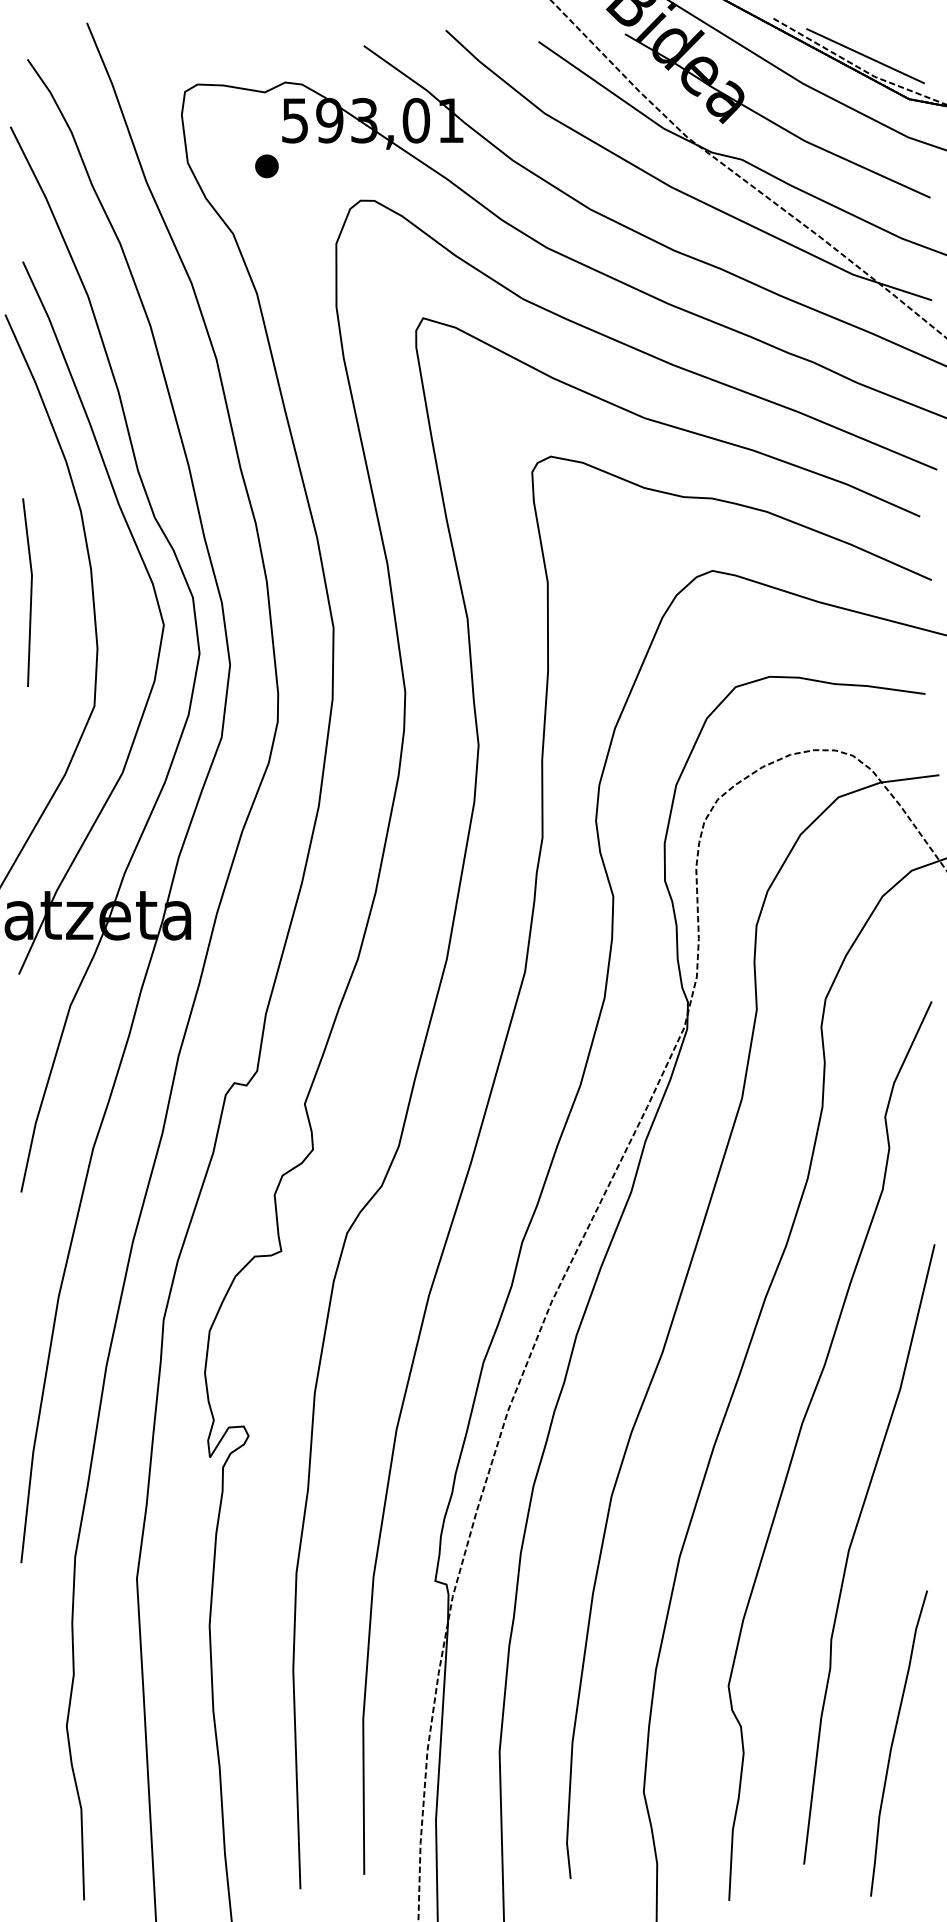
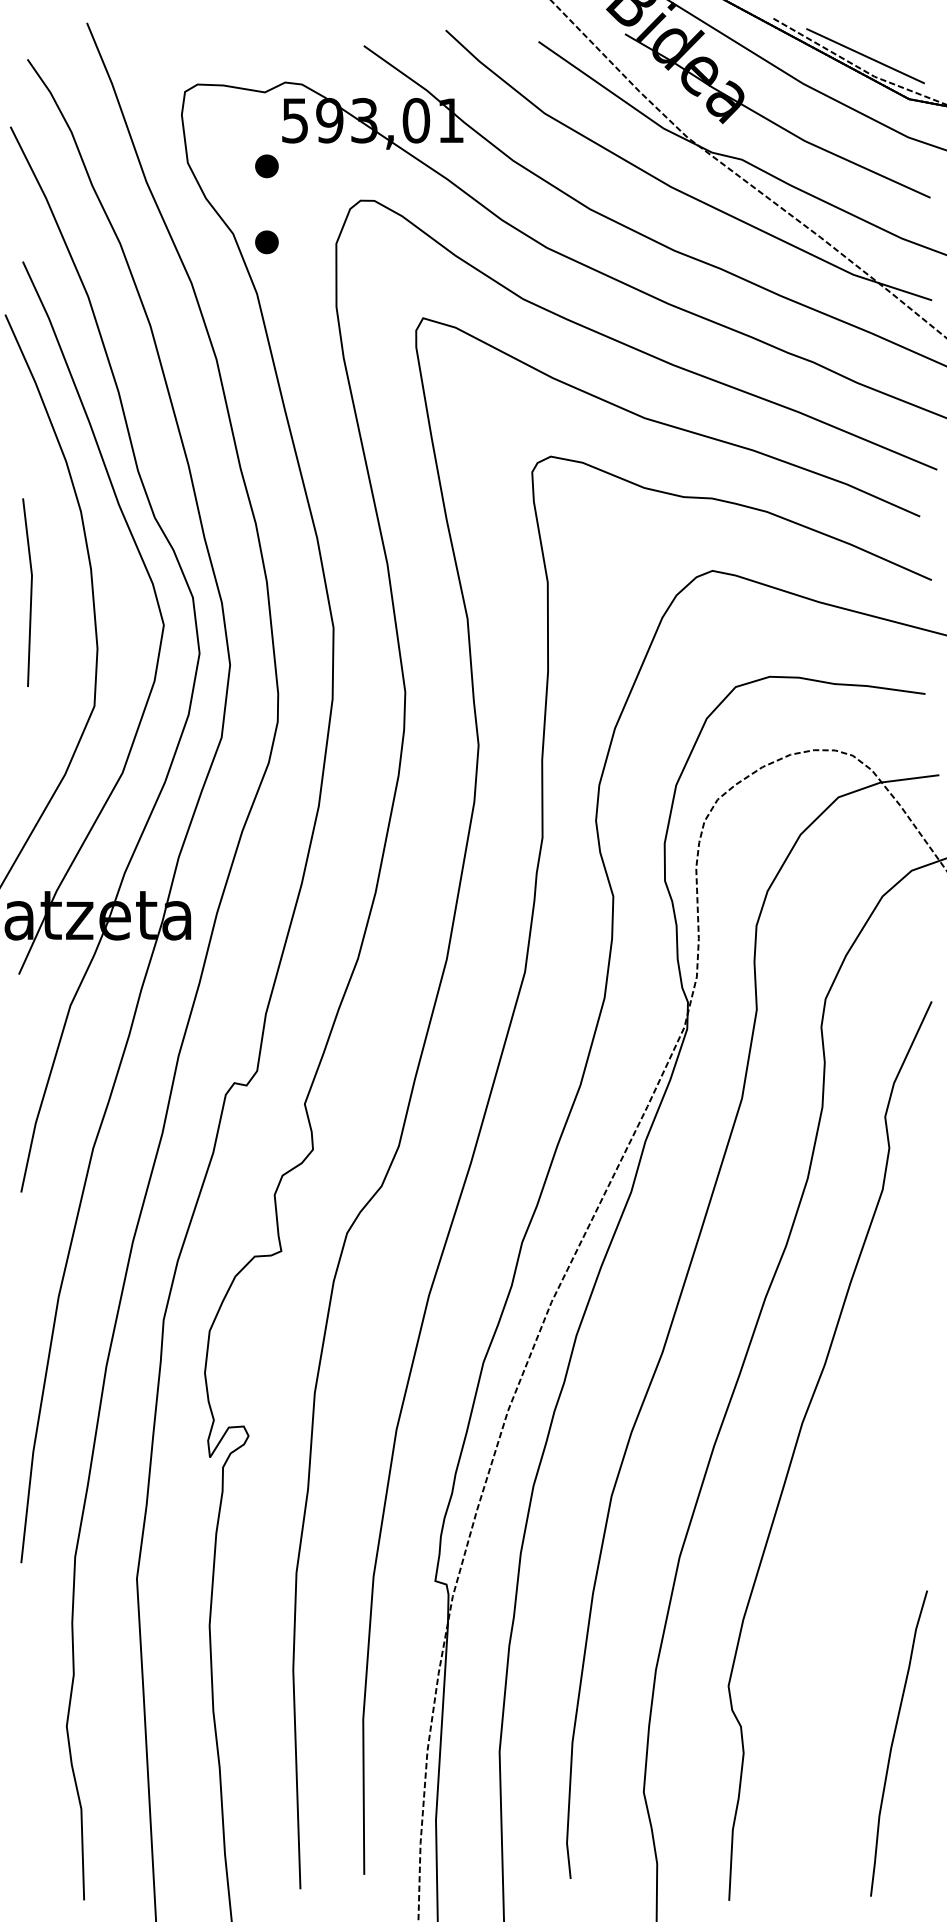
part: none -> present (266, 242)
part: present -> none (850, 1549)
